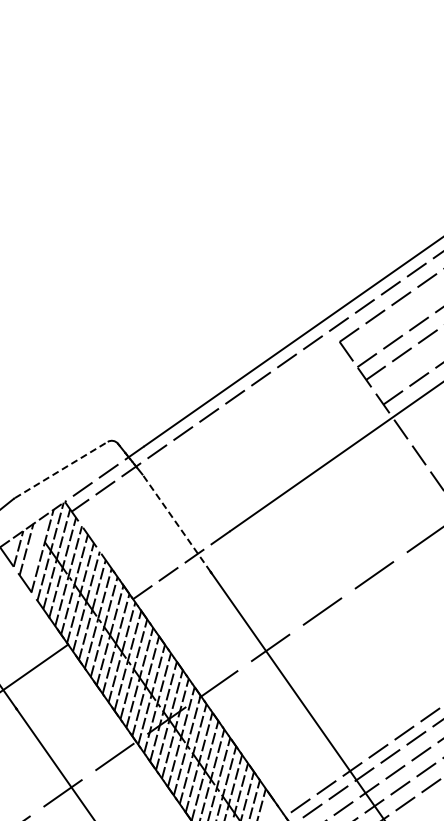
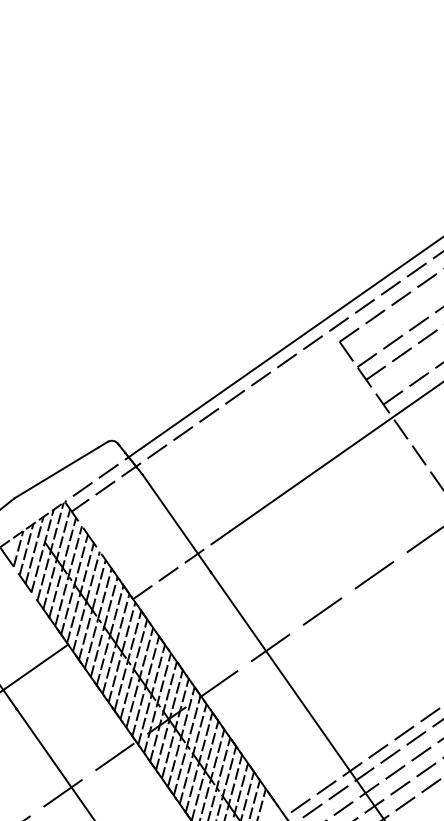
line: dashed -> solid (61, 469)
line: dashed -> solid (176, 522)
line: none -> present (34, 549)
